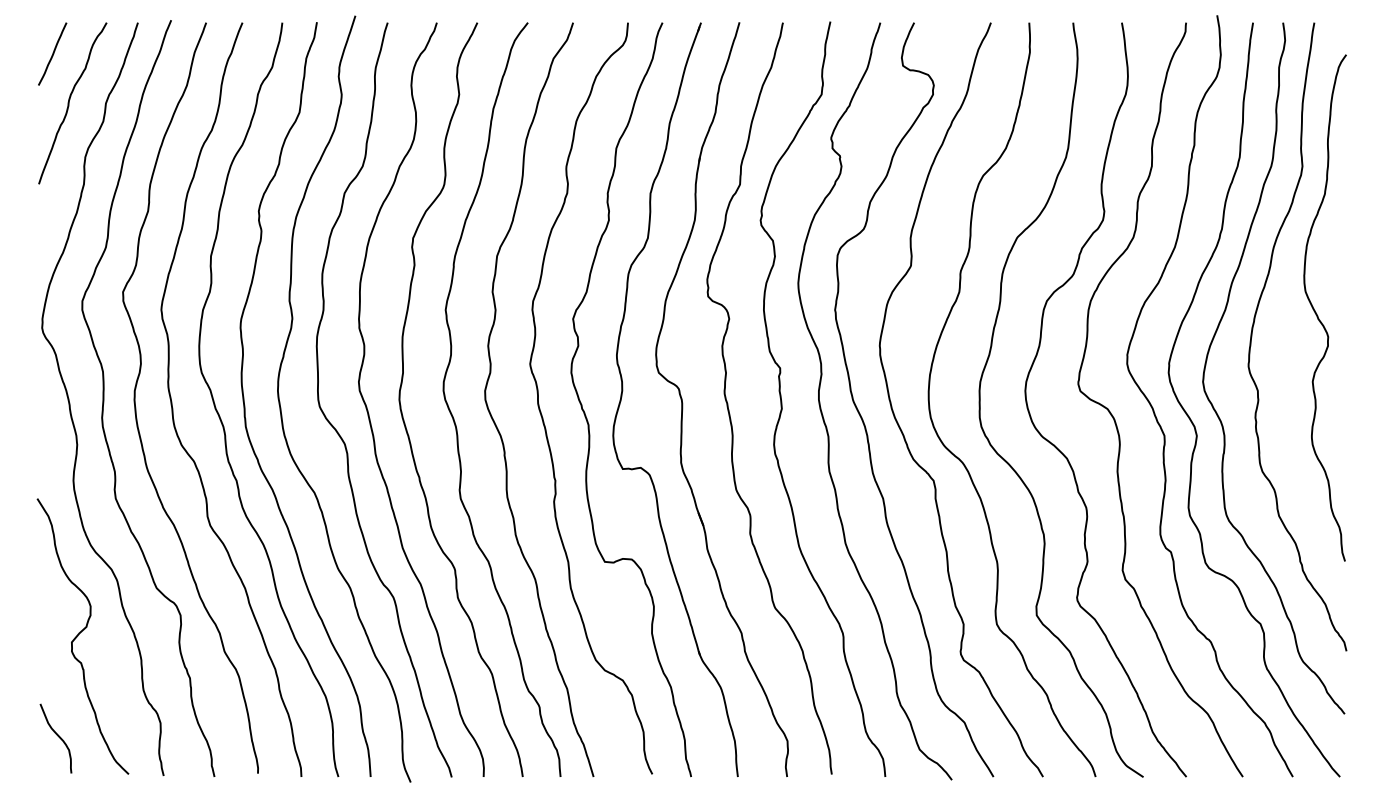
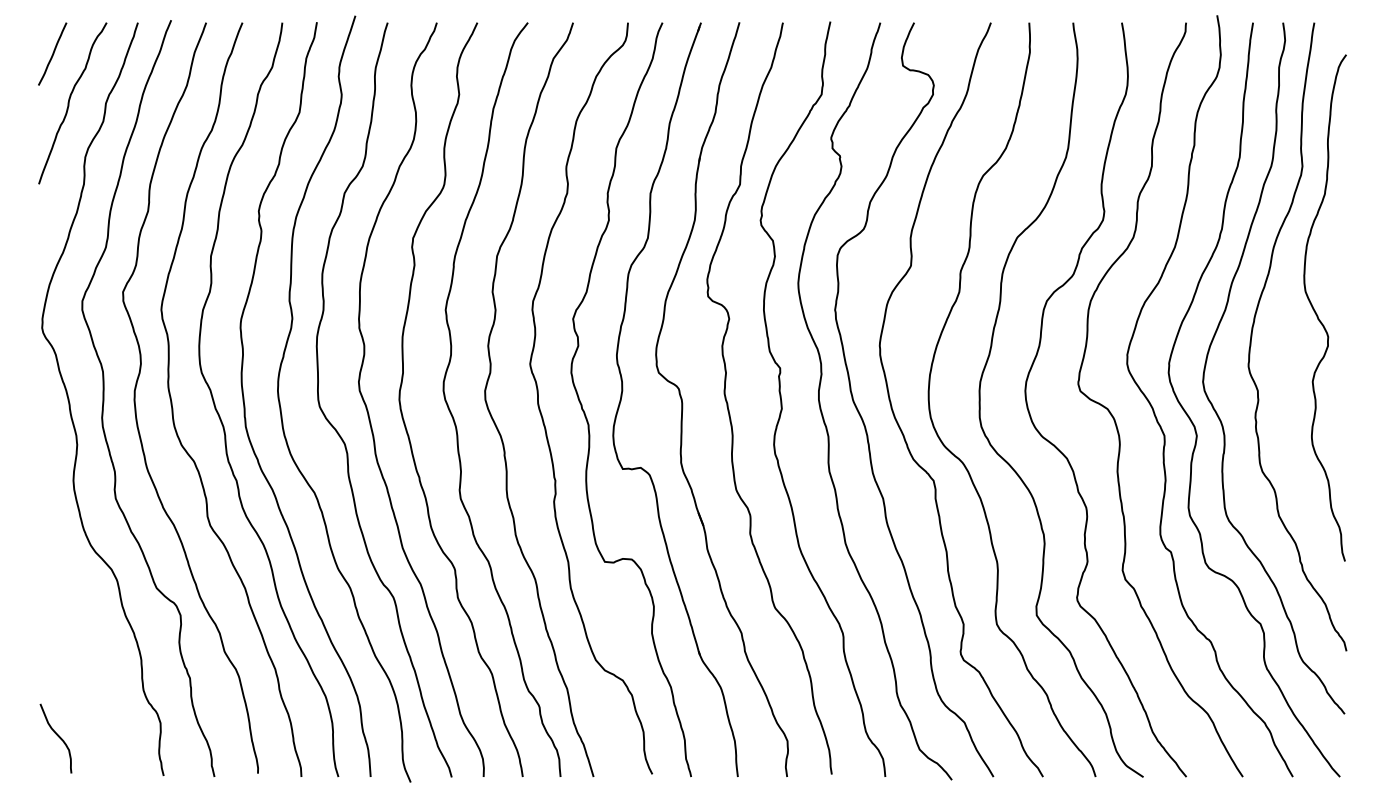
curve: present -> none (80, 633)
